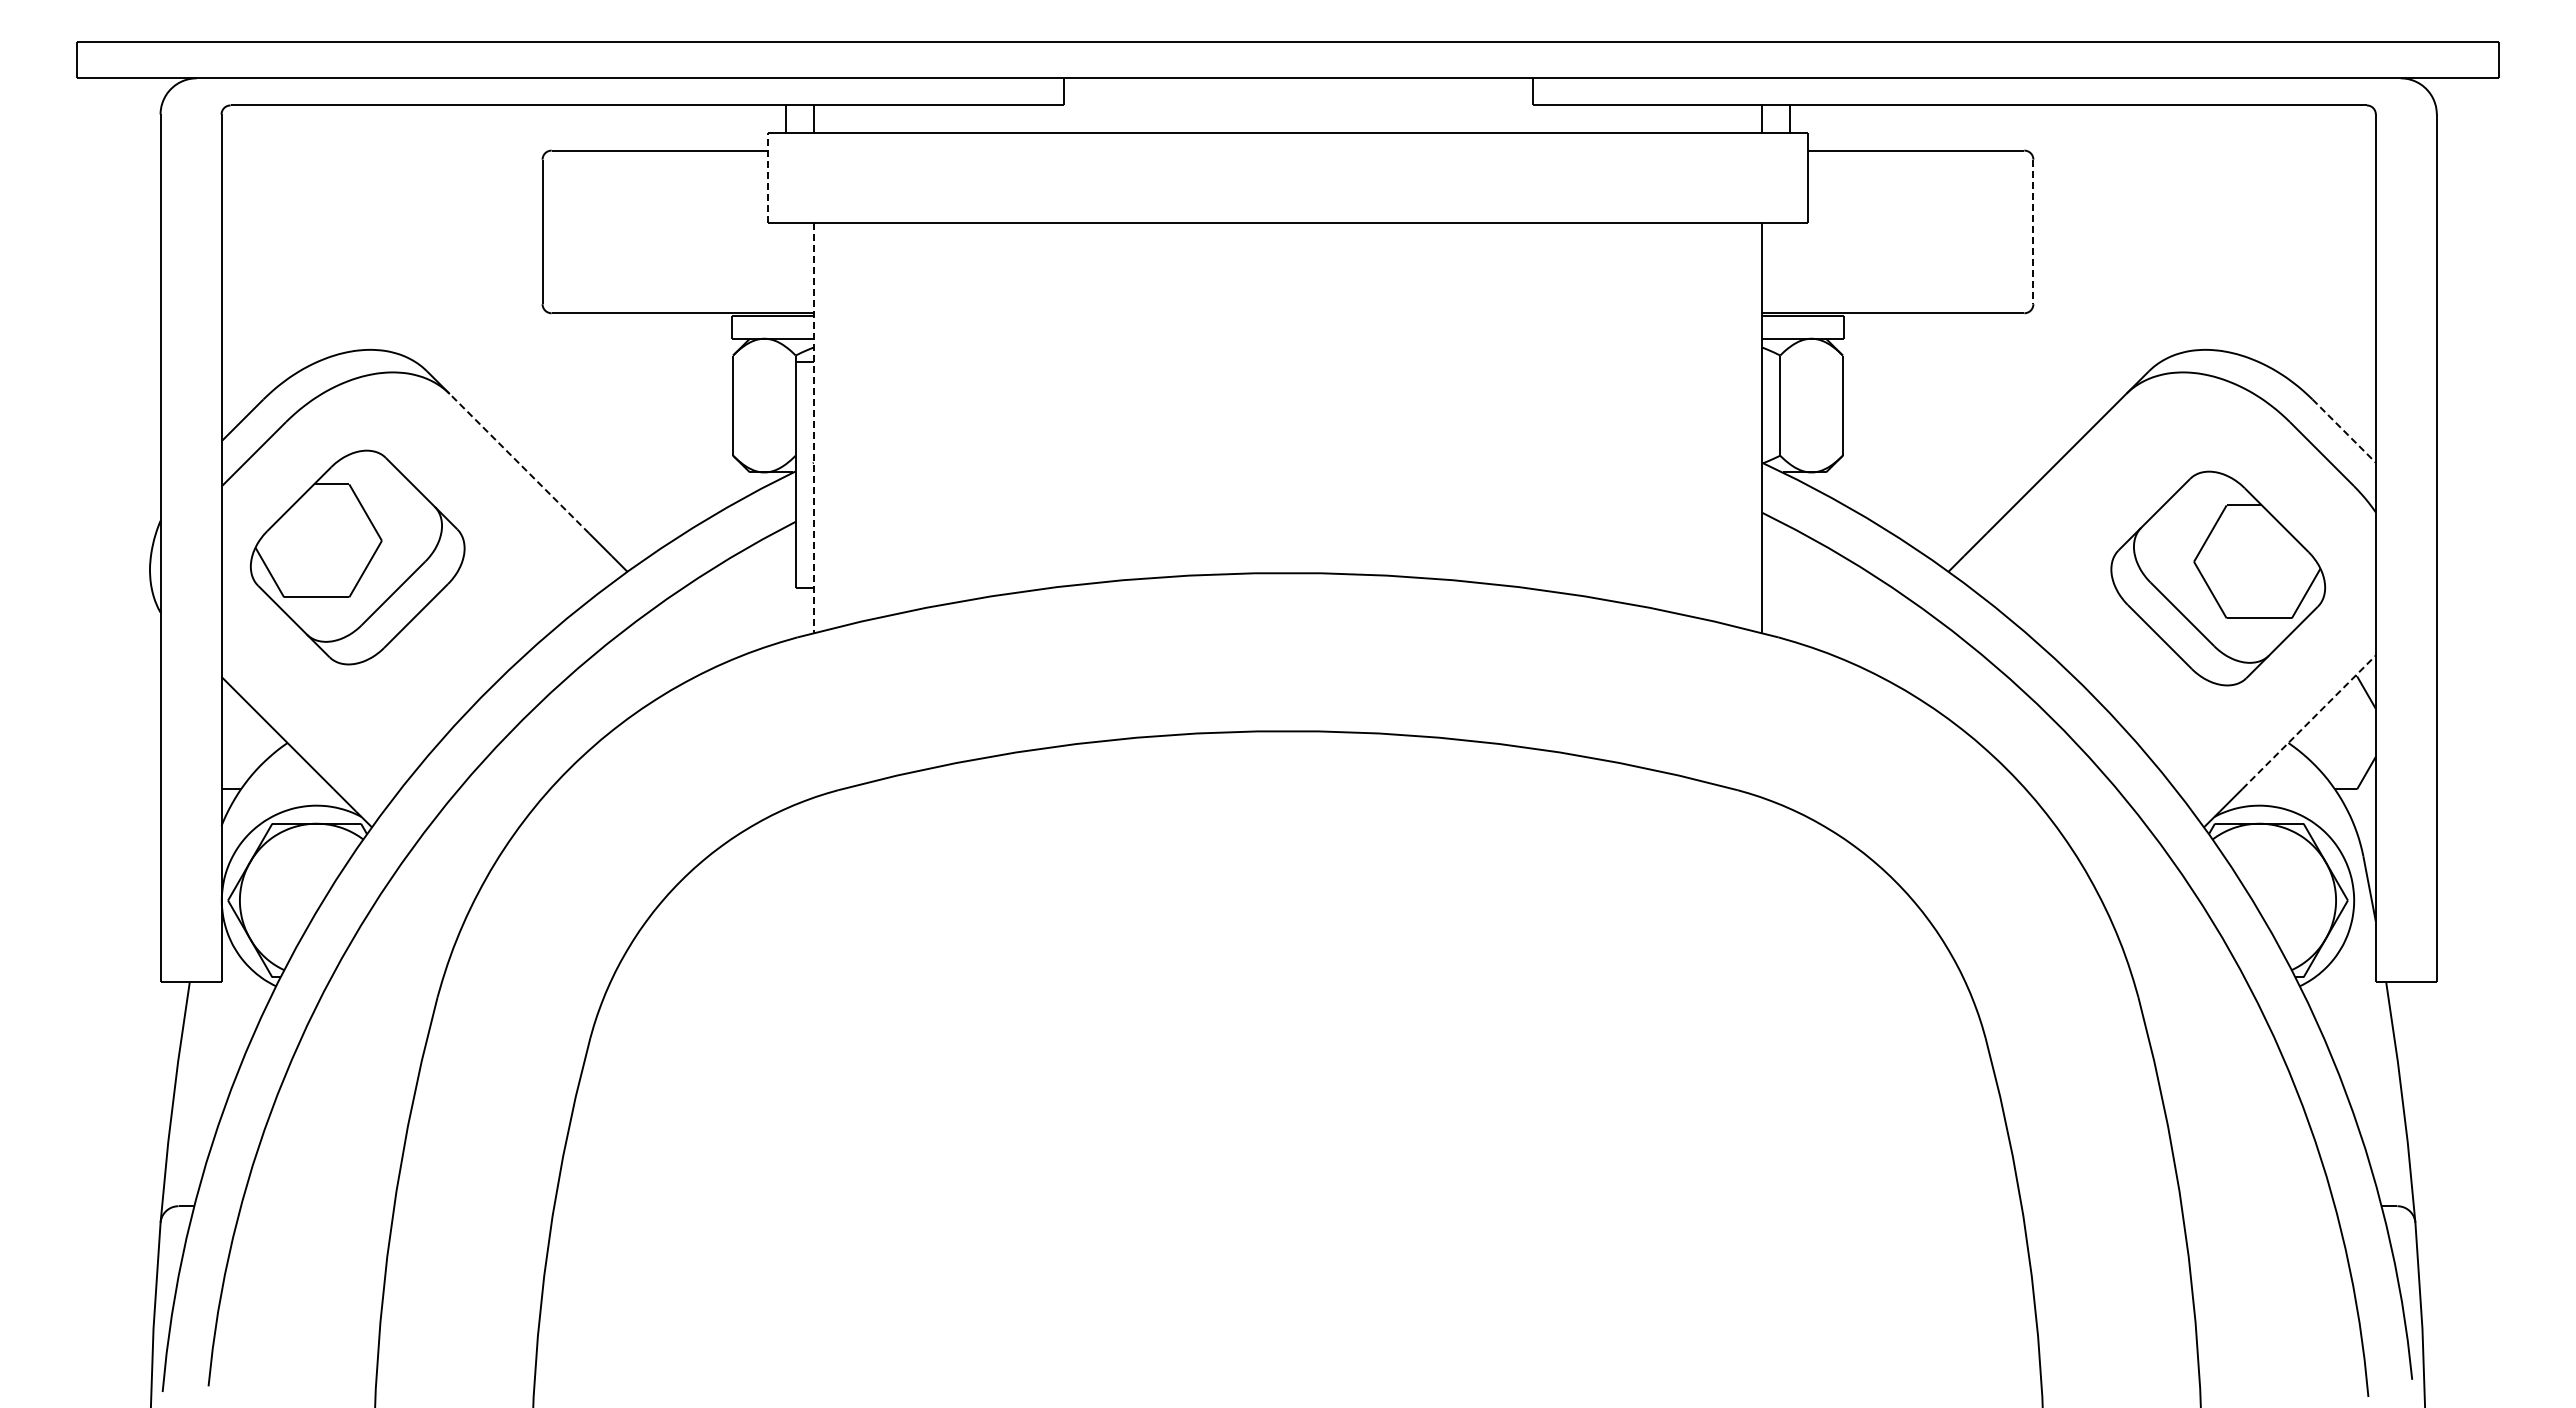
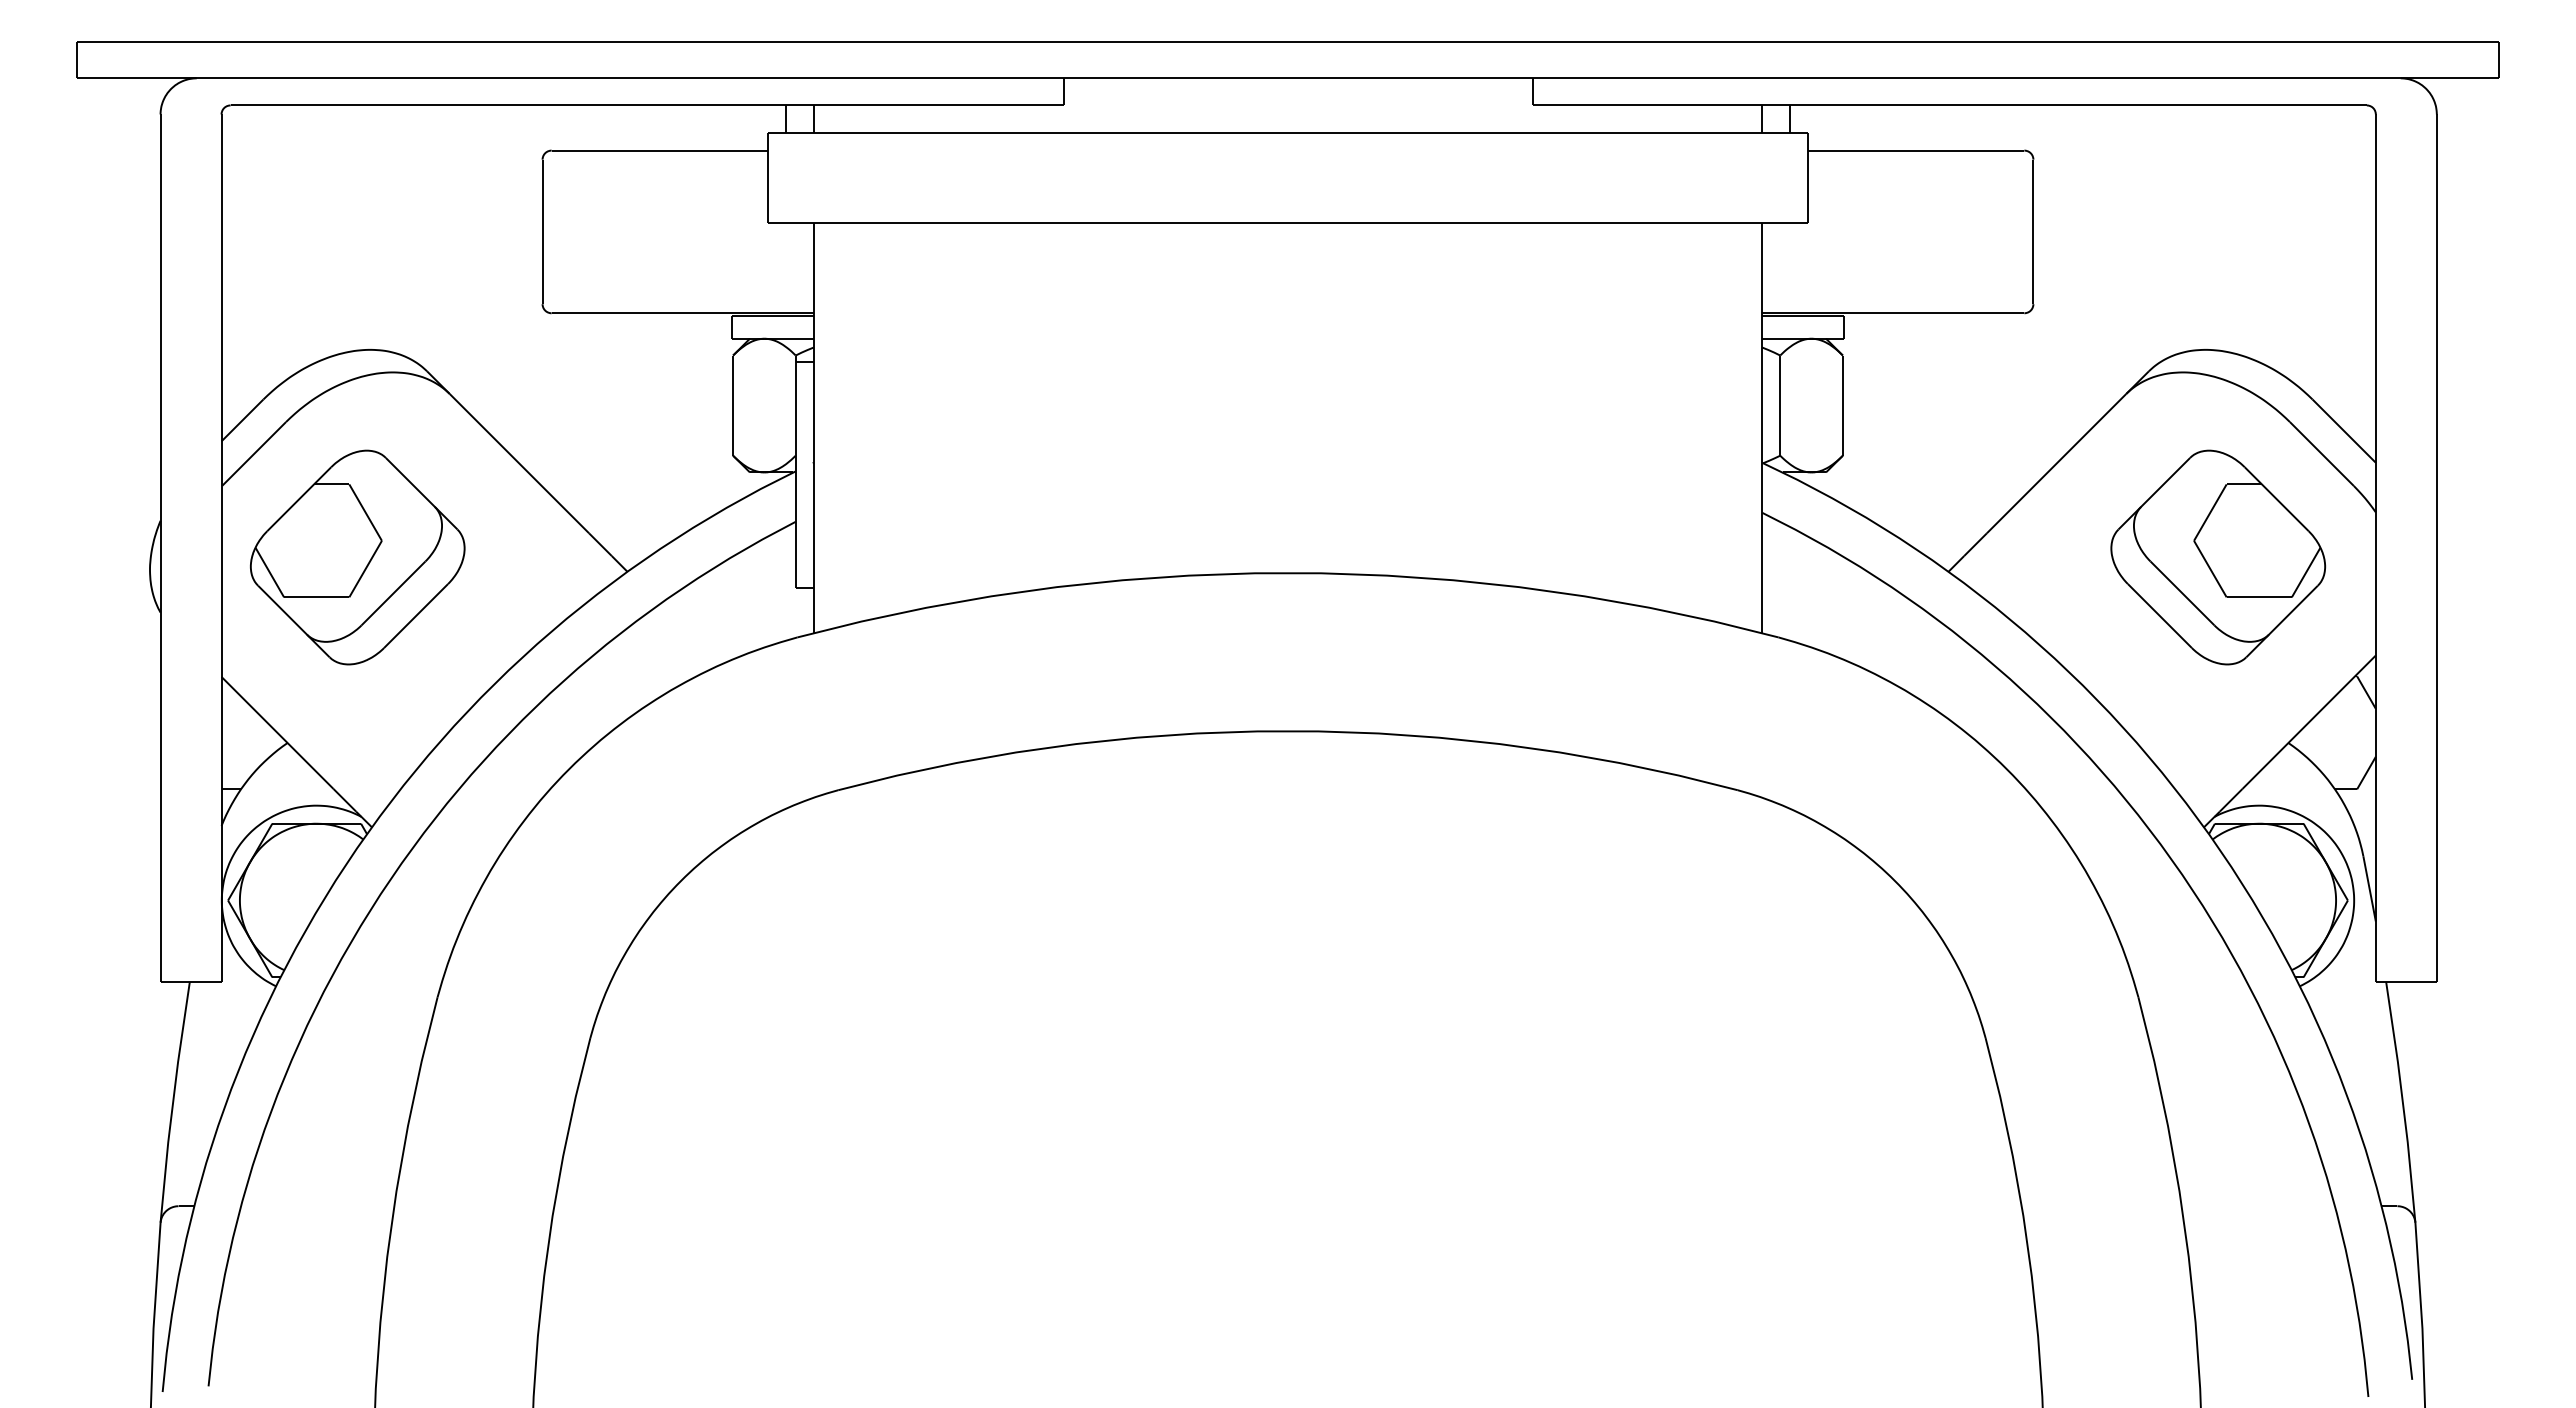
line: dashed -> solid (768, 177)
line: dashed -> solid (2033, 232)
line: dashed -> solid (813, 428)
line: dashed -> solid (2344, 431)
line: dashed -> solid (519, 463)
part position: (2218, 578) -> (2218, 557) (2218, 557)
line: dashed -> solid (2309, 721)
